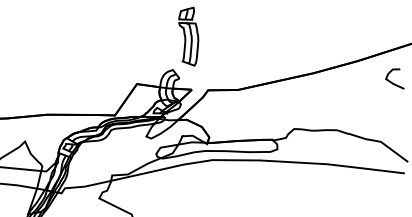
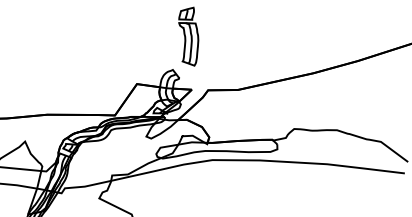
curve: present -> none (393, 82)
